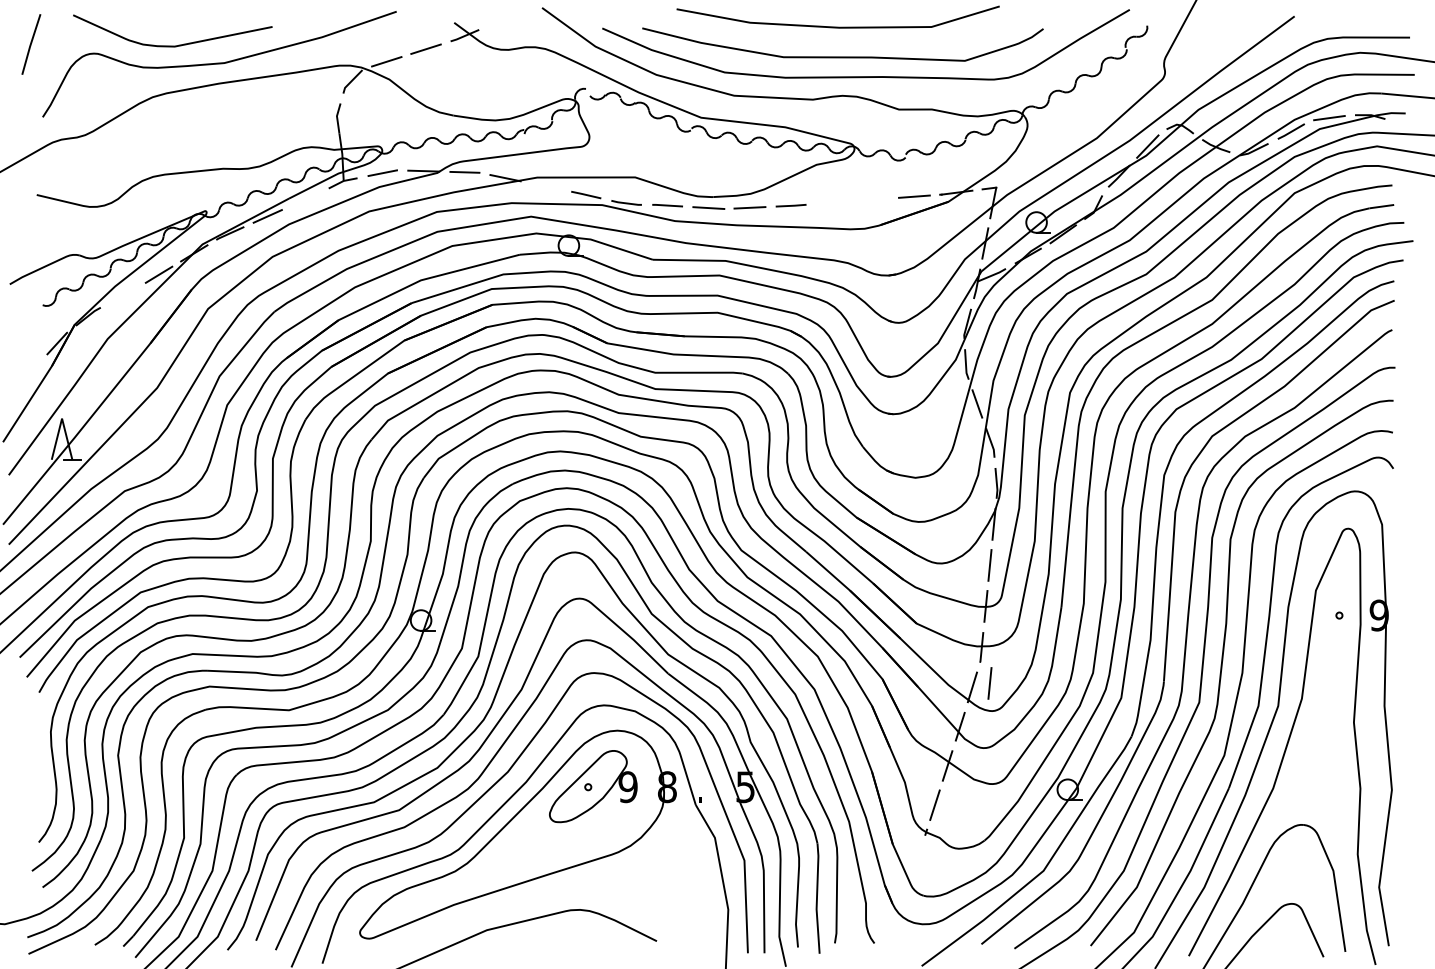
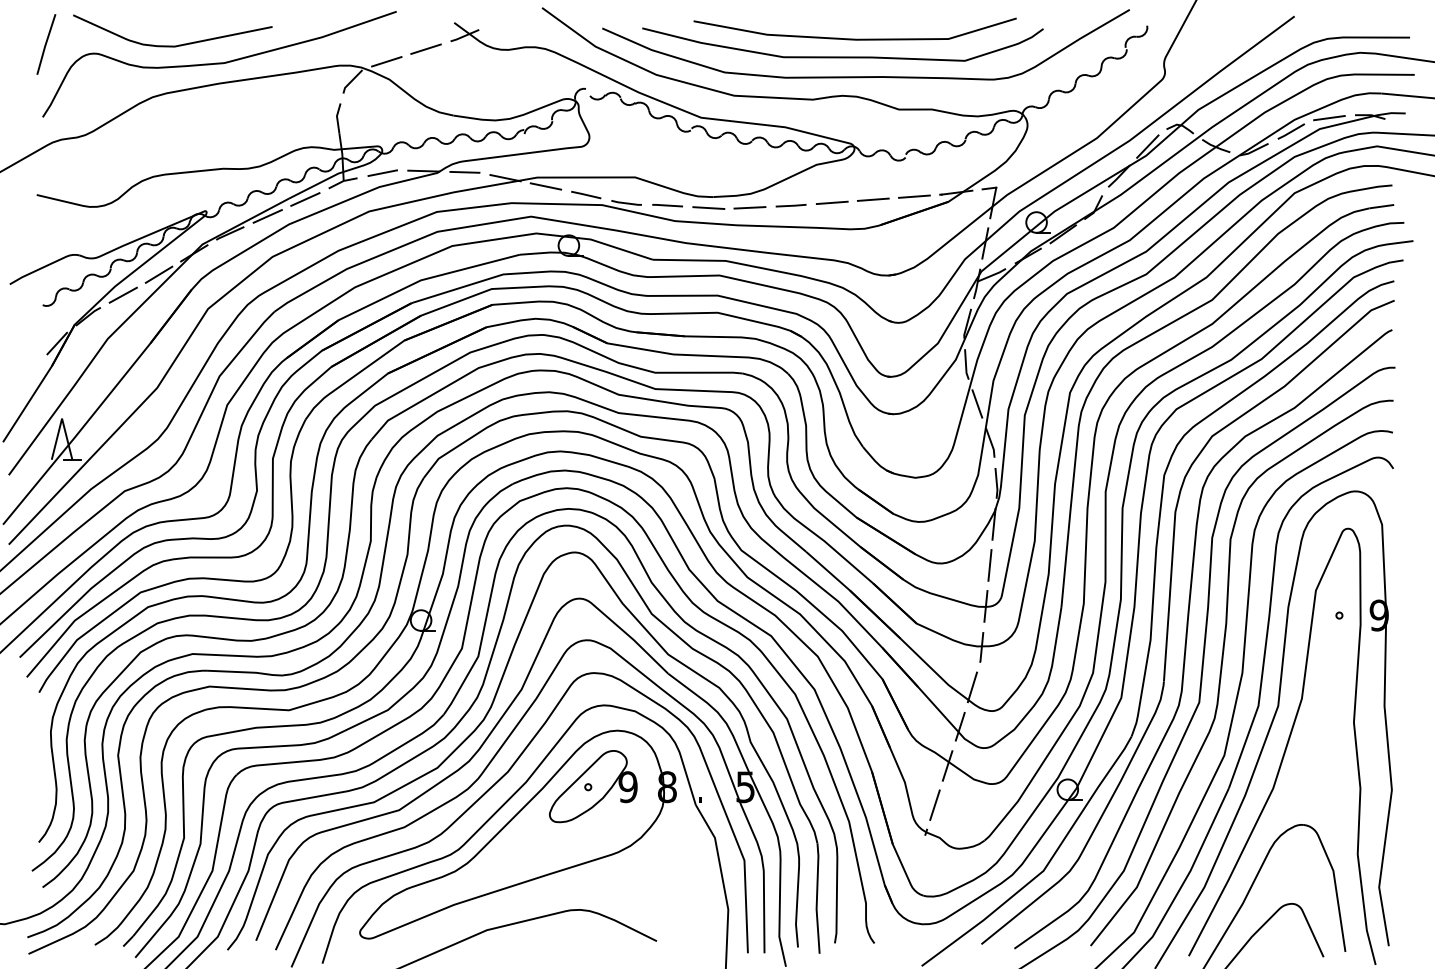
line position: (837, 26) -> (854, 38) (854, 38)
line position: (31, 44) -> (46, 44) (46, 44)
line: none -> present (545, 186)
line: none -> present (305, 199)
line: none -> present (872, 199)
line: none -> present (831, 202)
line: none -> present (122, 294)
line: present -> none (989, 683)
